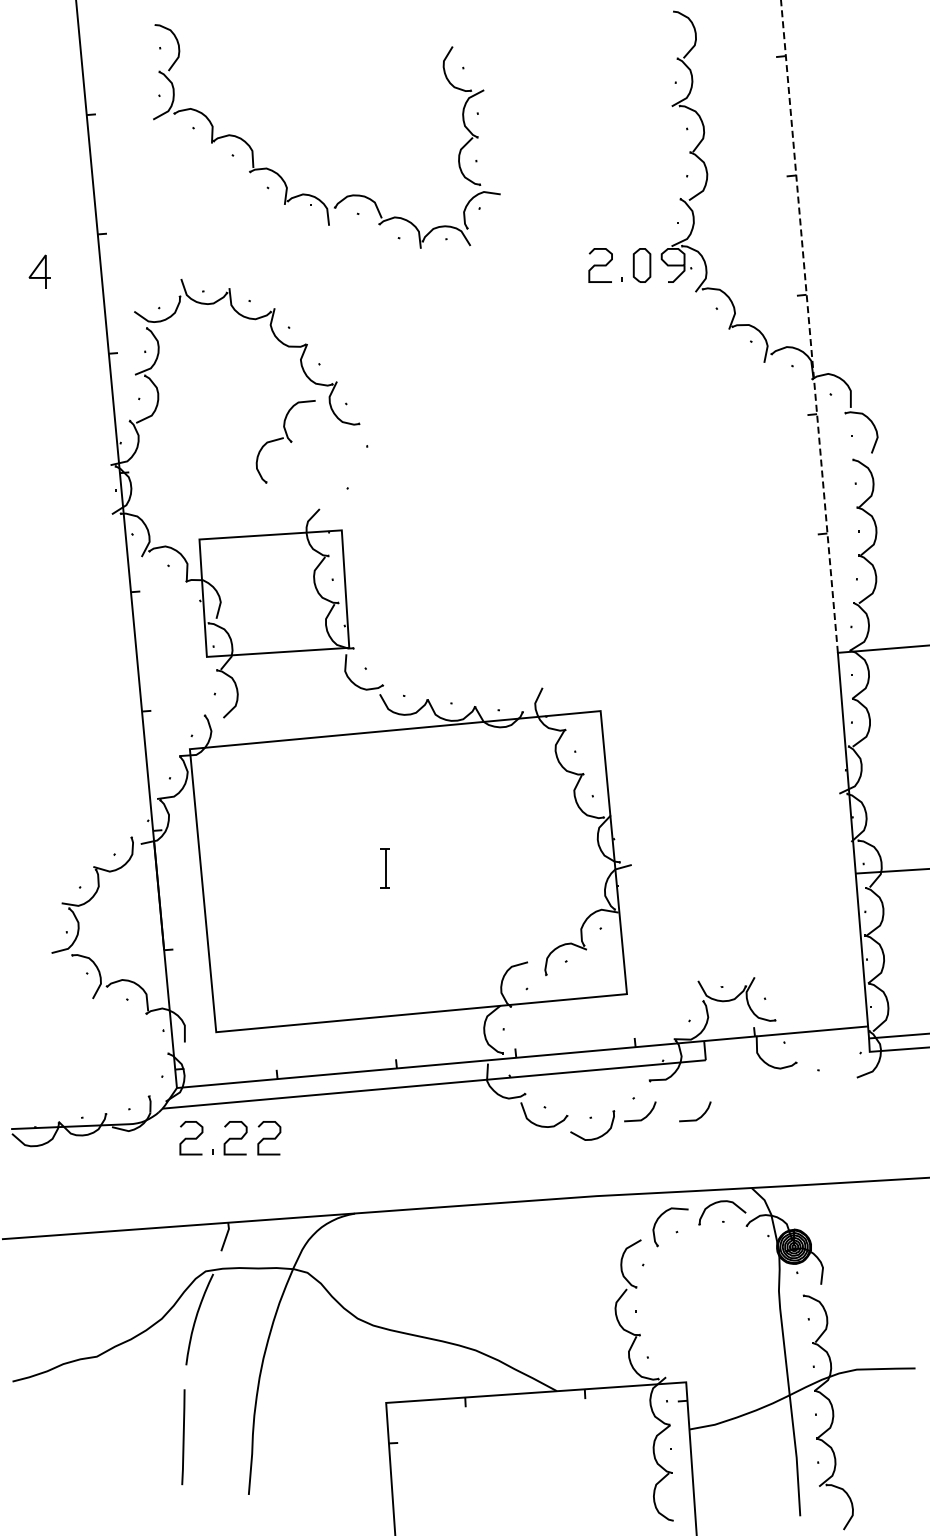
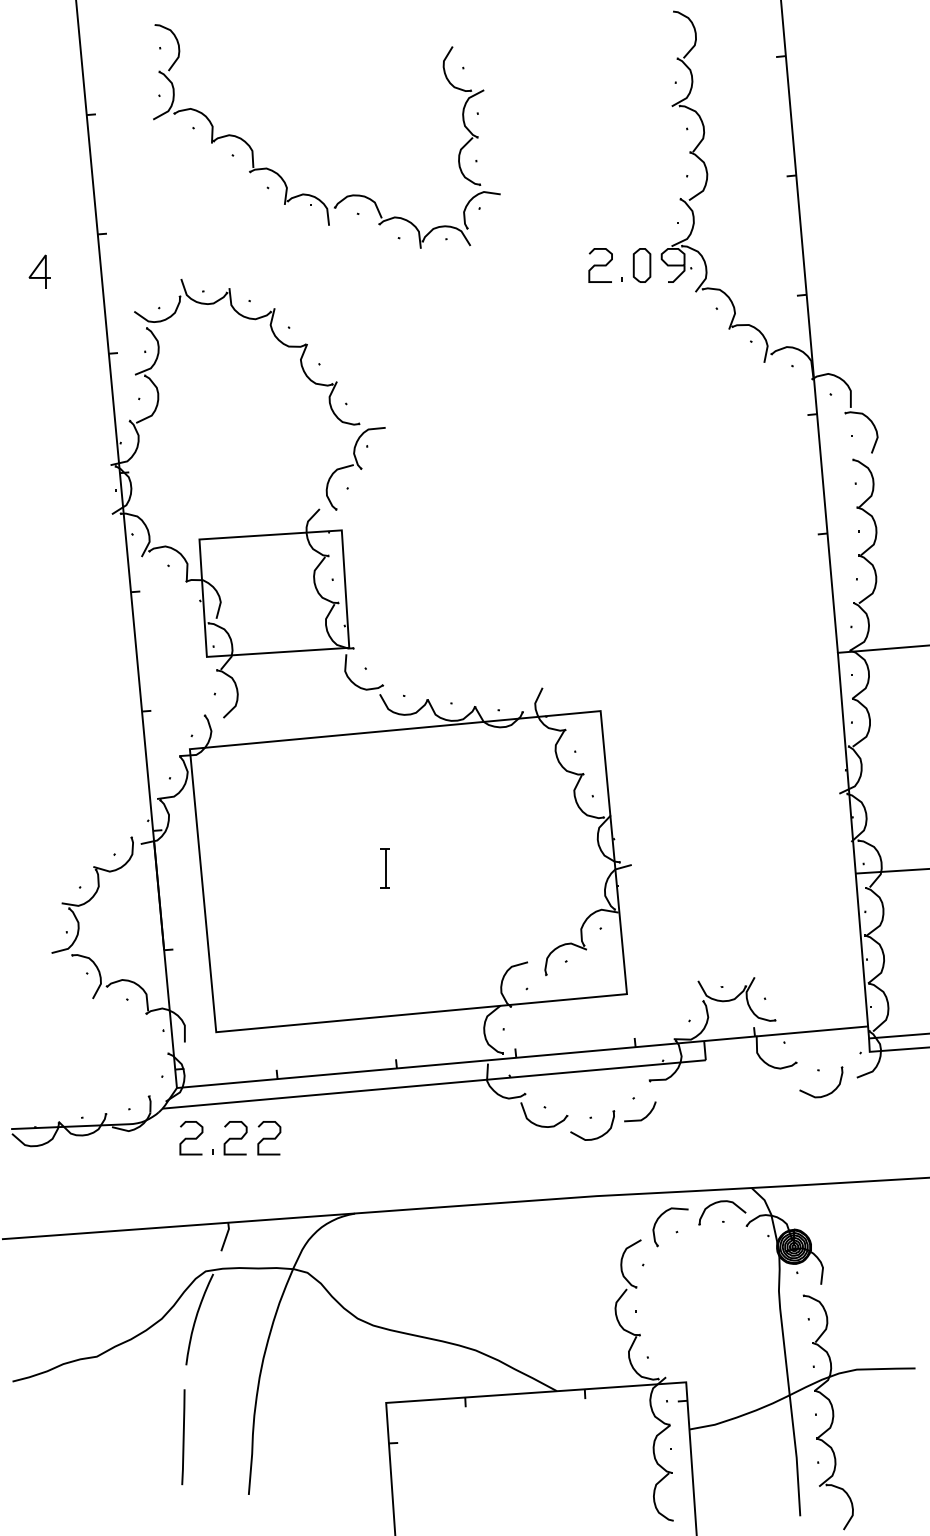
line: dashed -> solid (809, 326)
part position: (285, 441) -> (355, 468) (355, 468)
part: none -> present (827, 1093)
curve: present -> none (698, 1117)
